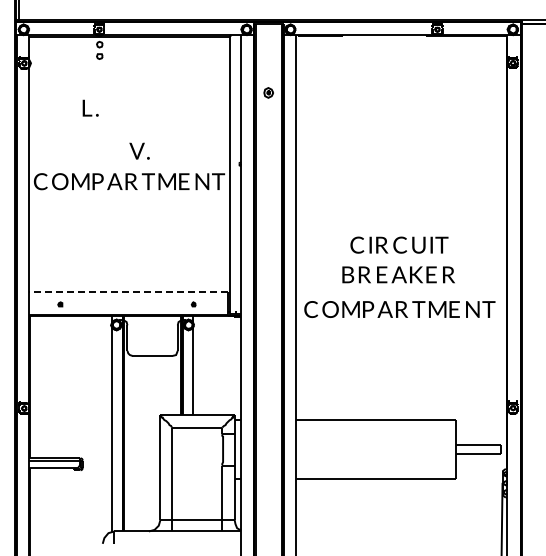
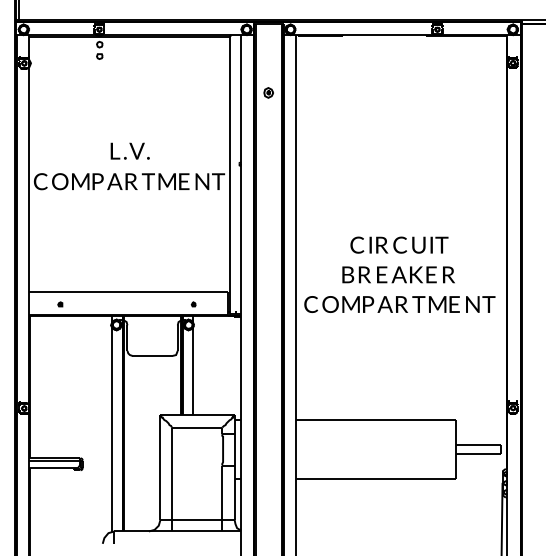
text position: (90, 107) -> (118, 150) (118, 150)
line: dashed -> solid (128, 292)
text position: (399, 309) -> (399, 304) (399, 304)
